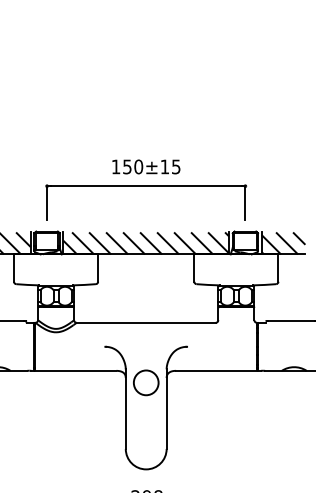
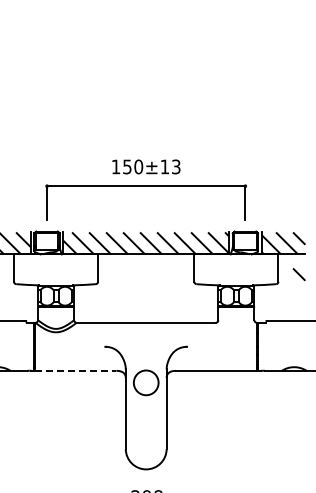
text: 150±15 -> 150±13 (176, 166)
line: none -> present (298, 274)
line: solid -> dashed (75, 370)
